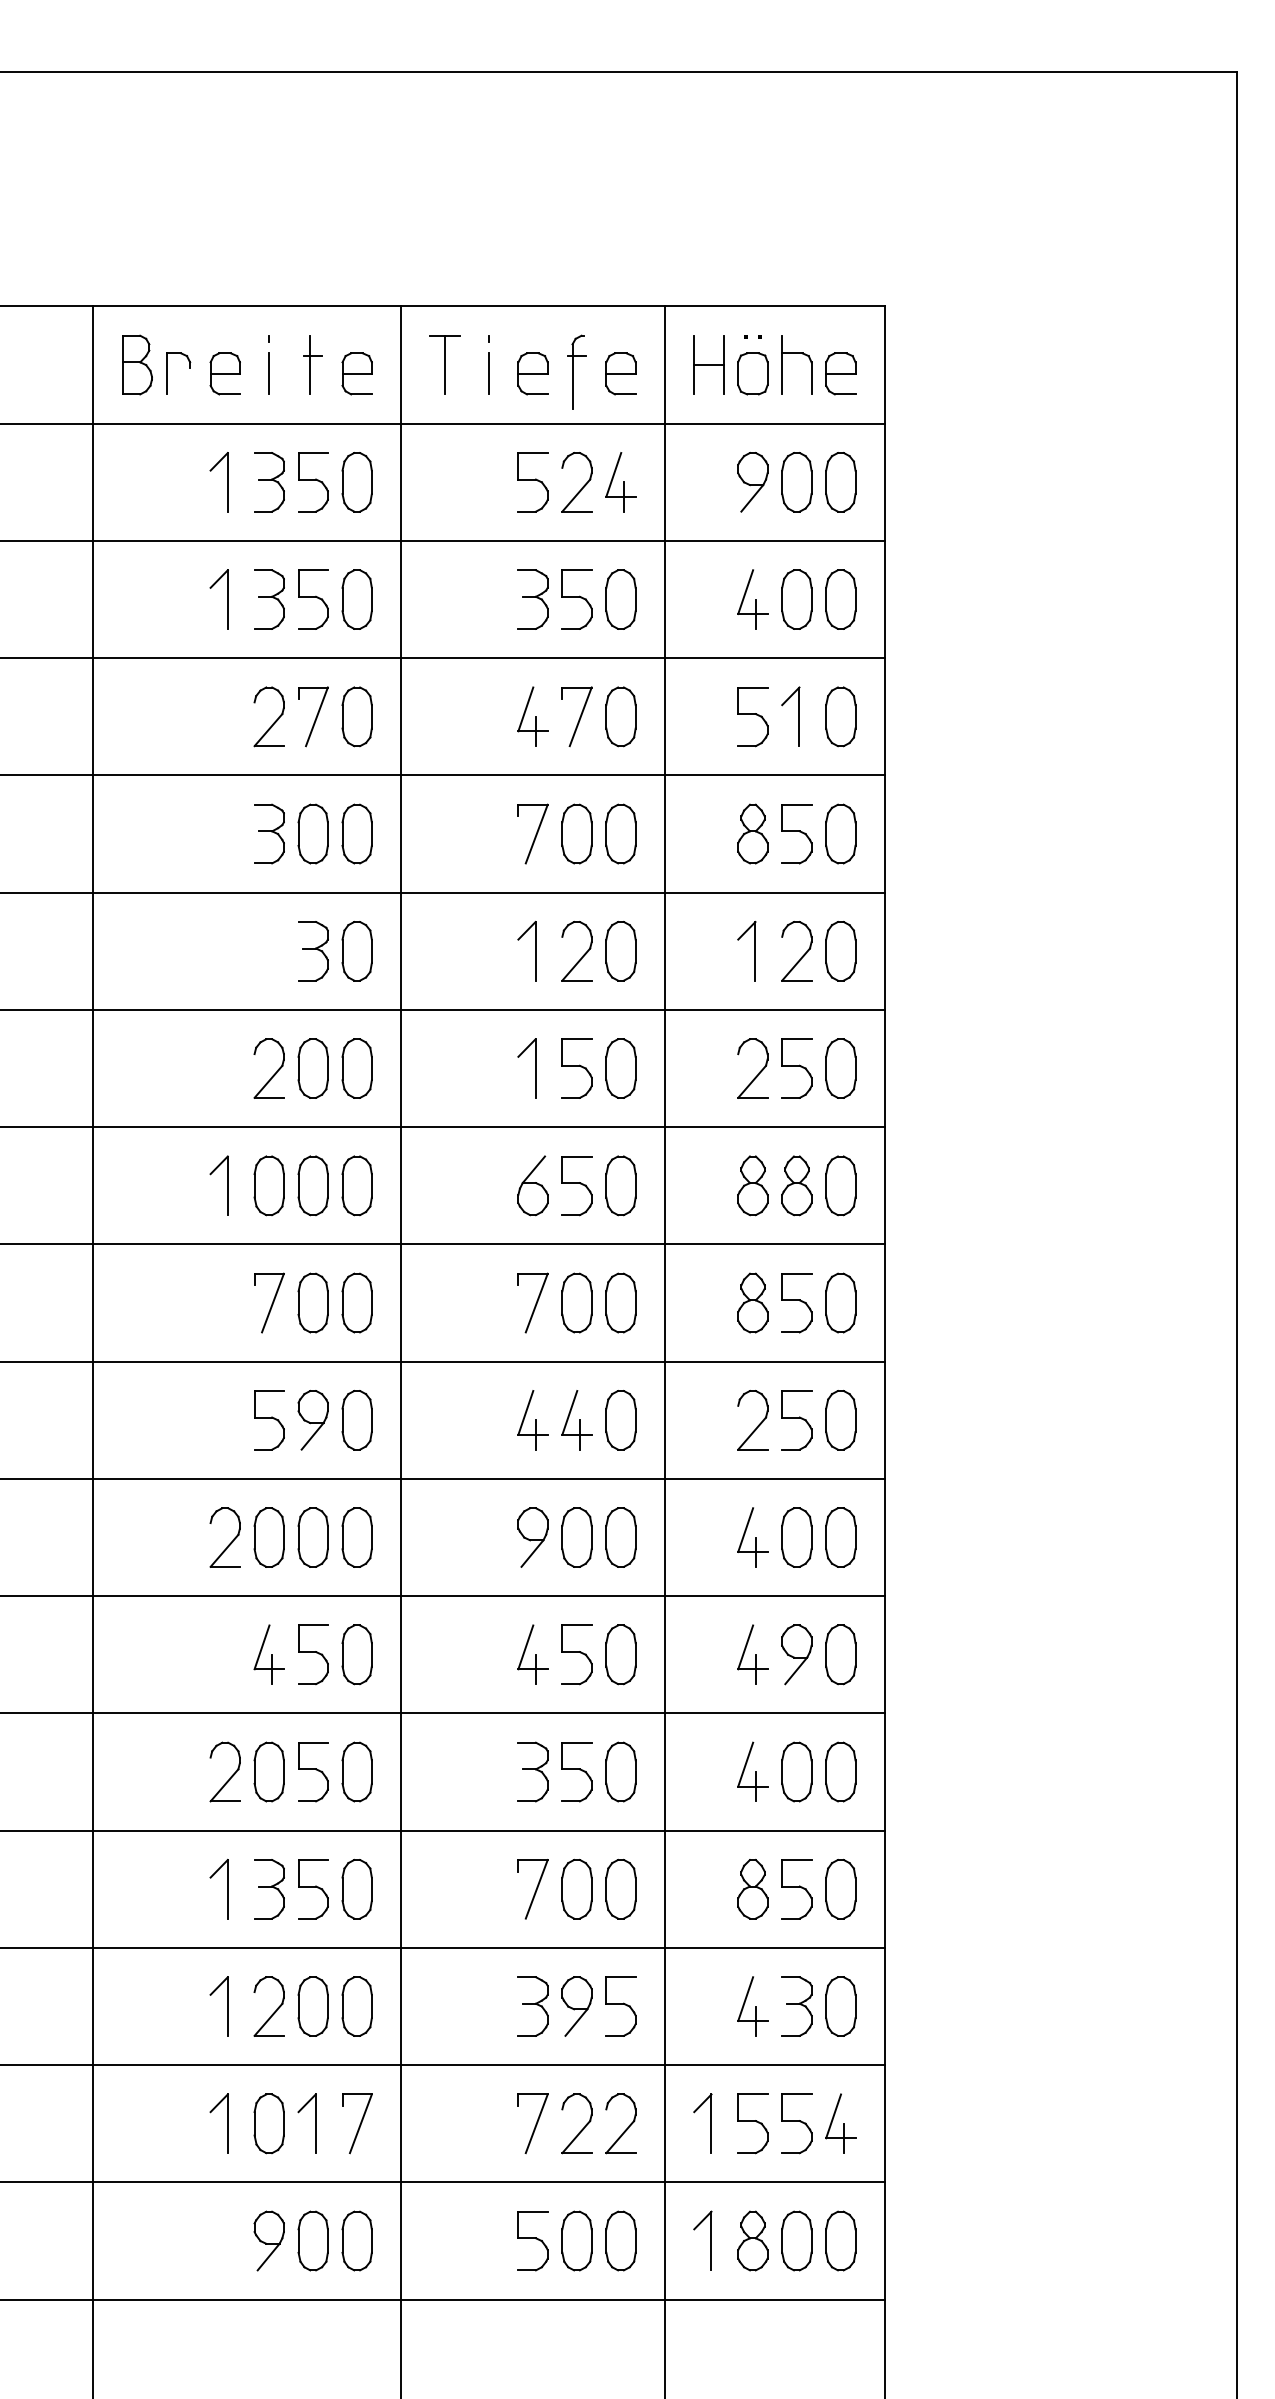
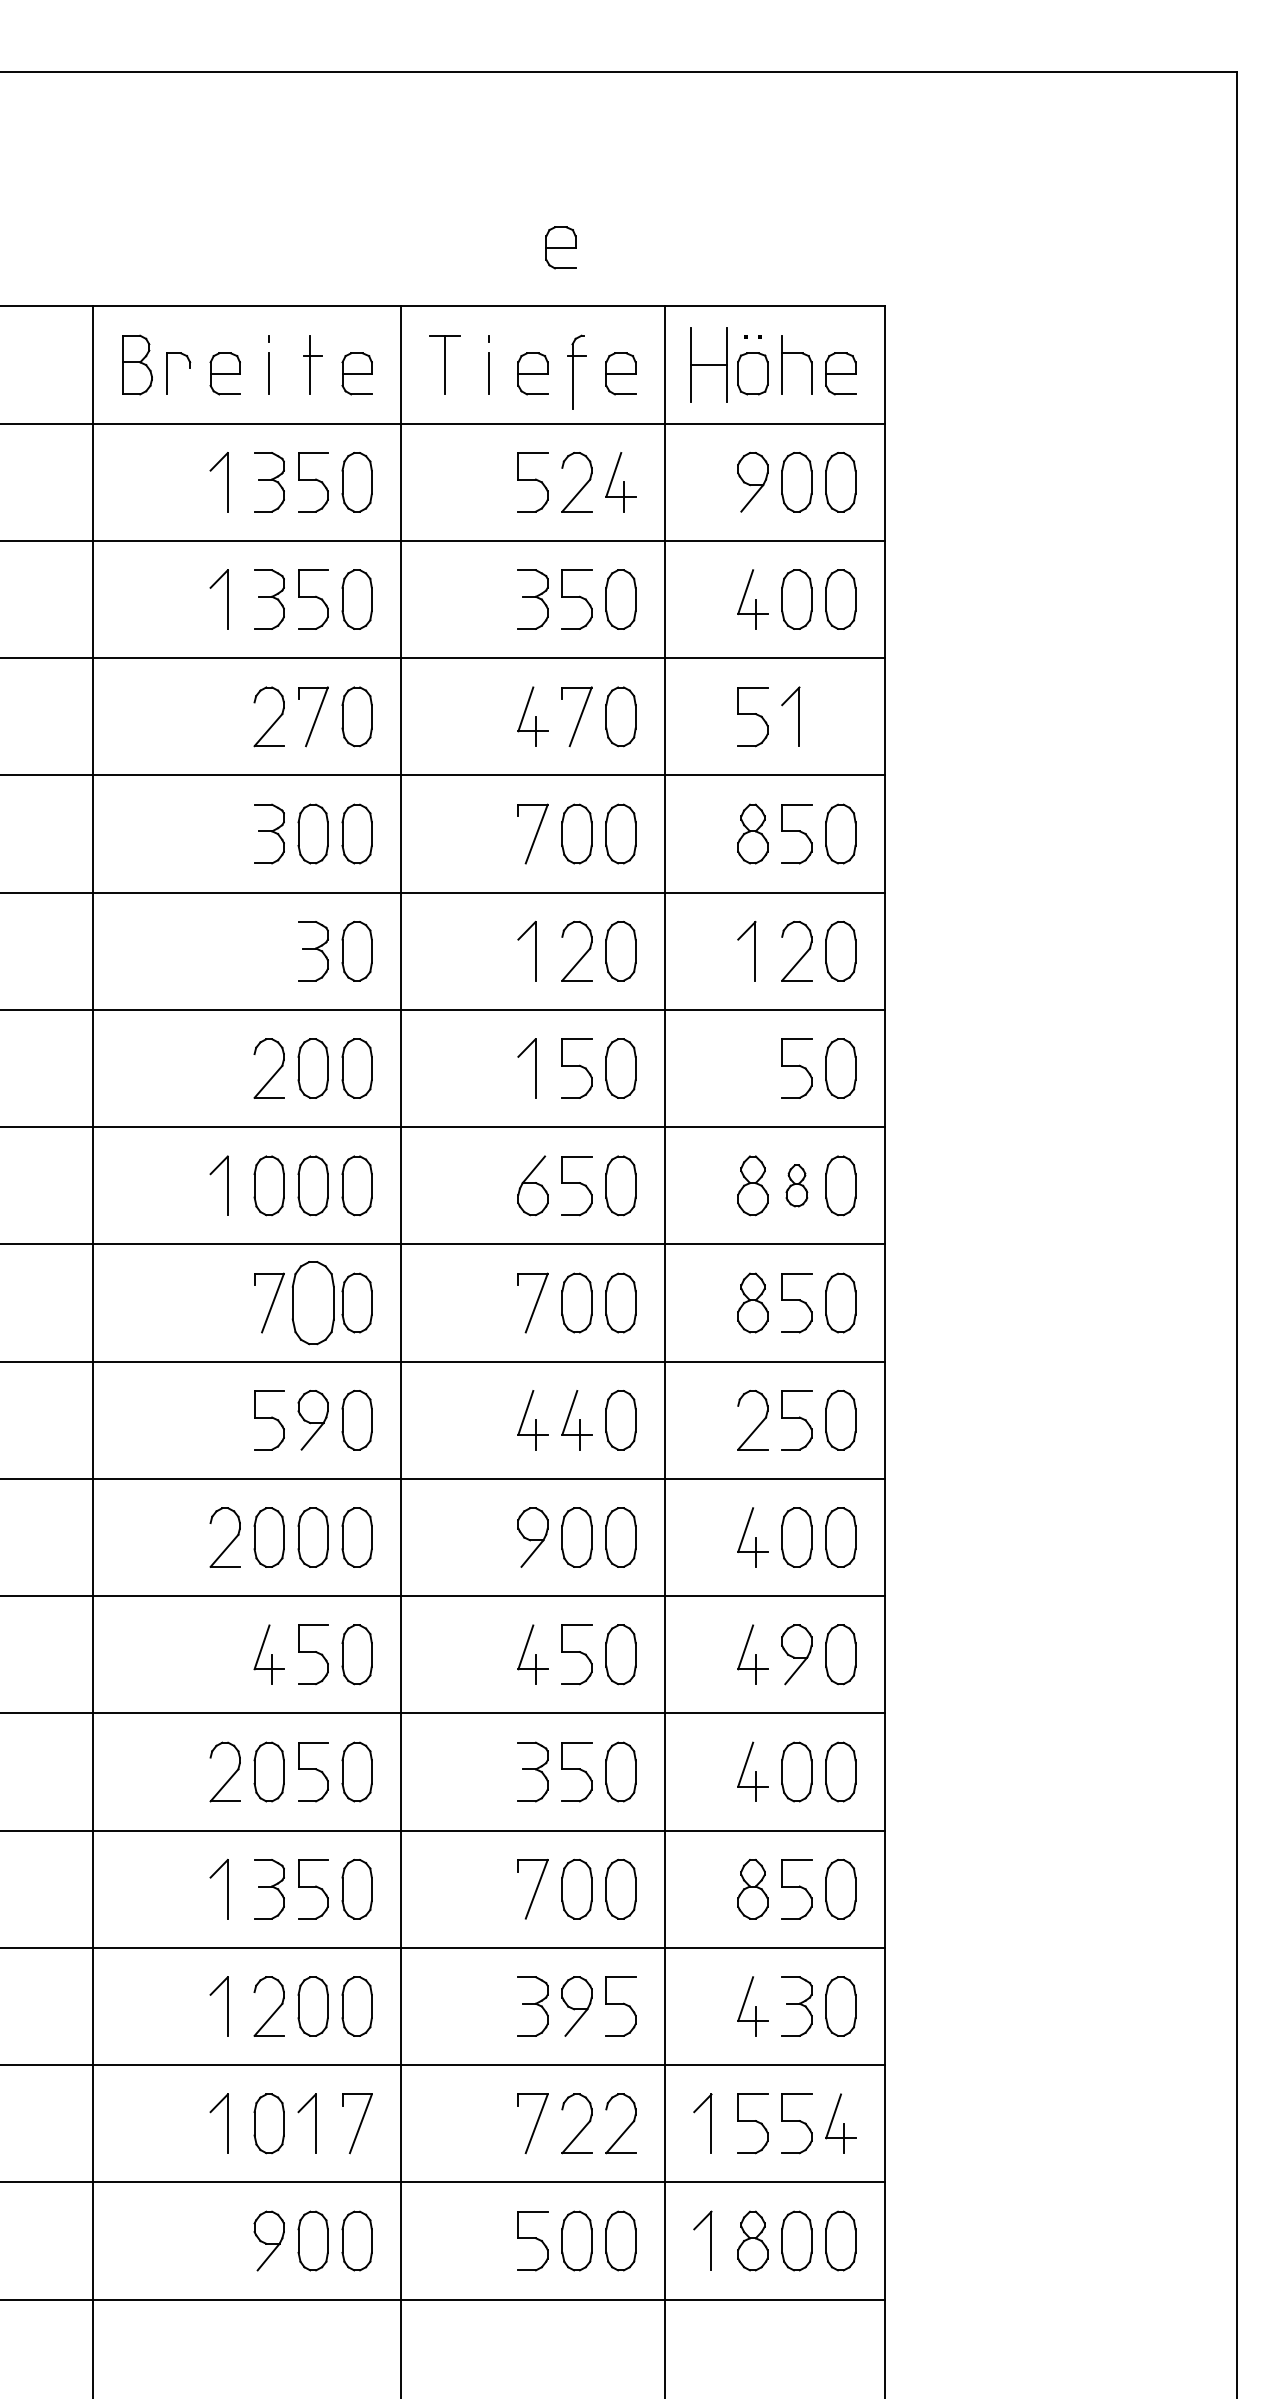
part: none -> present (560, 247)
part size: 32x60 px -> 38x76 px (708, 364)
part: present -> none (840, 716)
part: present -> none (758, 1072)
part size: 32x62 px -> 24x44 px (796, 1185)
part size: 32x62 px -> 44x85 px (312, 1303)
